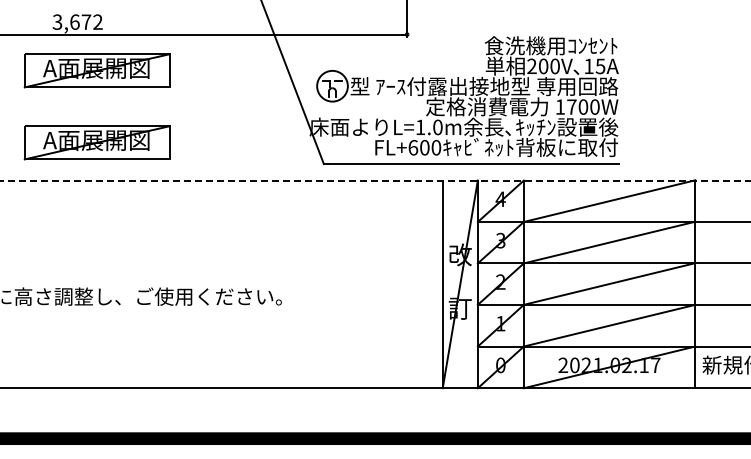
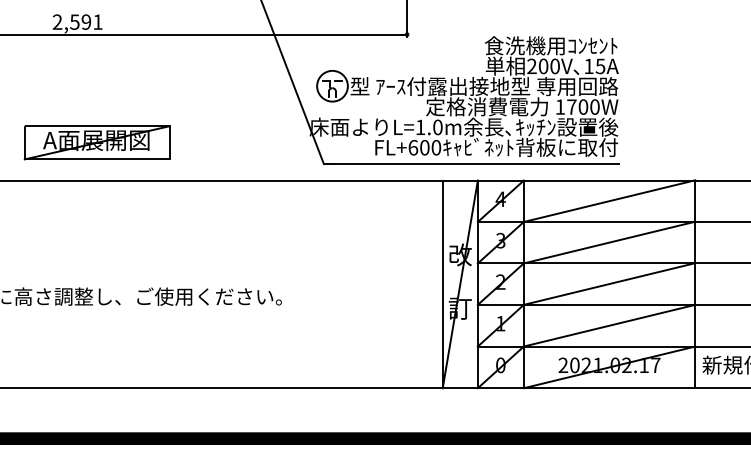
text: 3,672 -> 2,591 (77, 21)
part: present -> none (96, 70)
line: dashed -> solid (375, 180)
